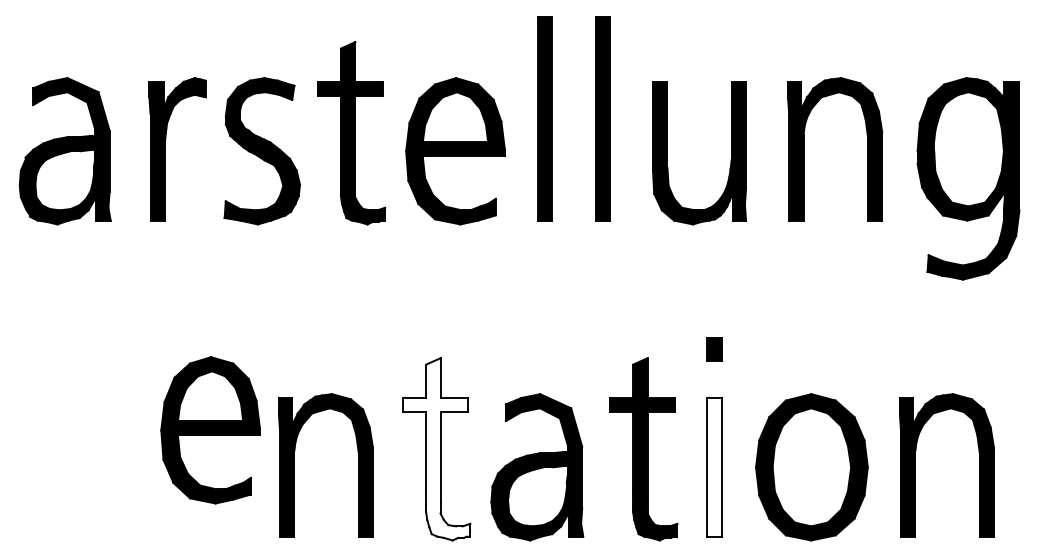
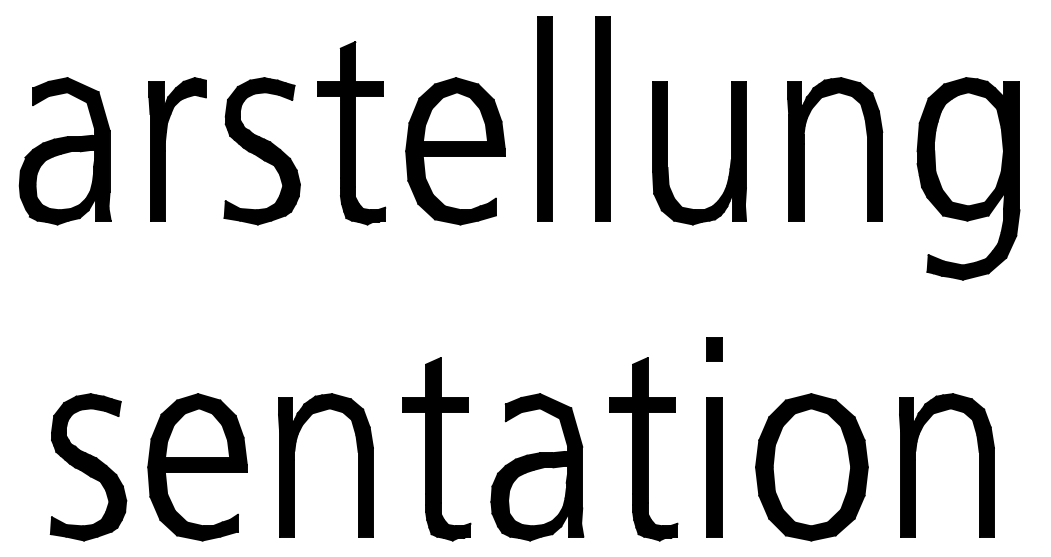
part position: (210, 430) -> (197, 467) (197, 467)
fill: none -> present (436, 449)
part: none -> present (88, 467)
fill: none -> present (714, 467)
